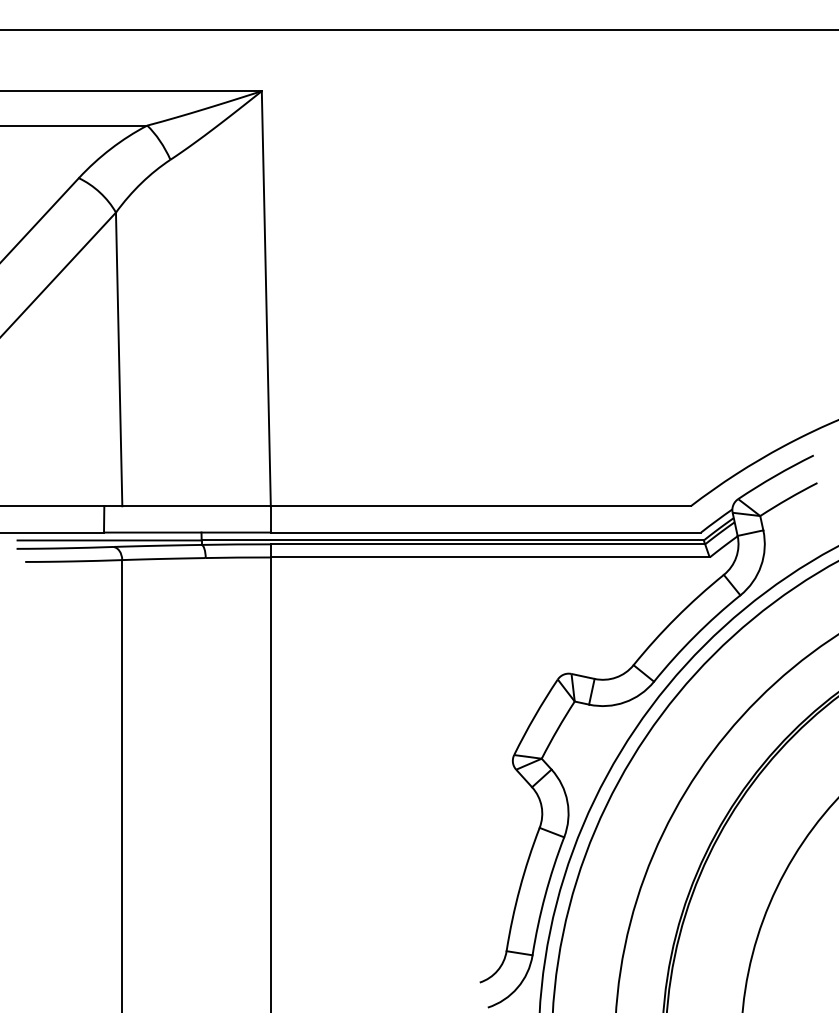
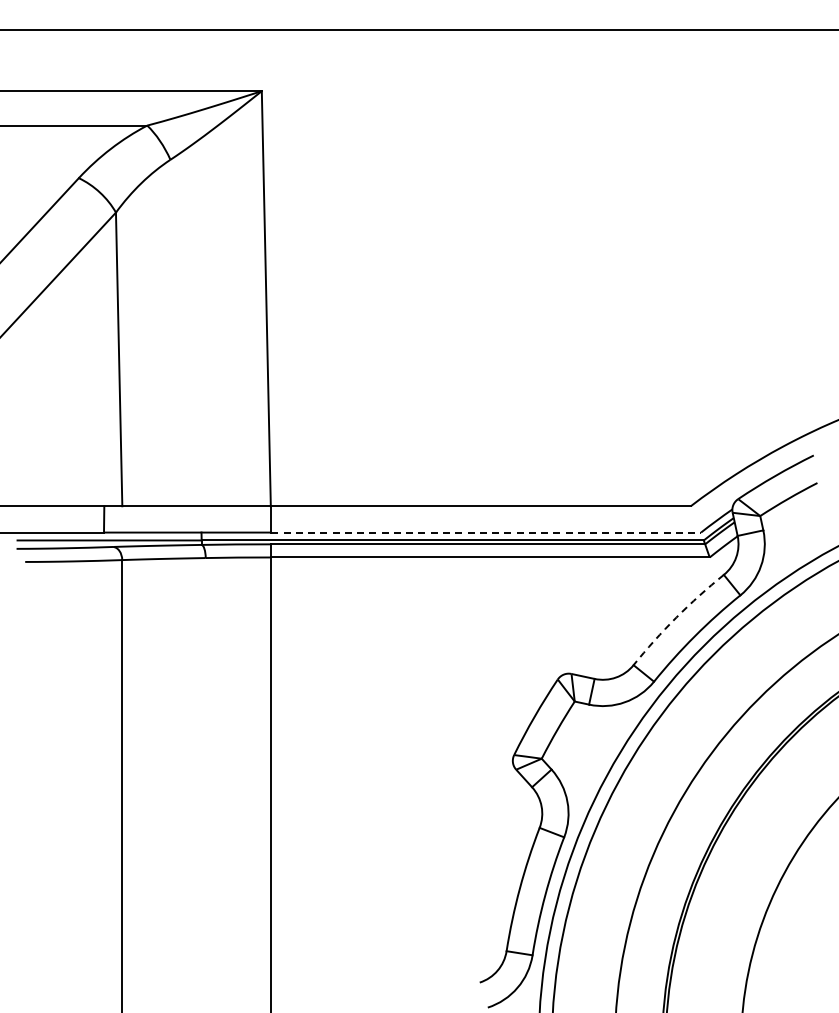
line: solid -> dashed (486, 532)
arc: solid -> dashed (676, 617)
